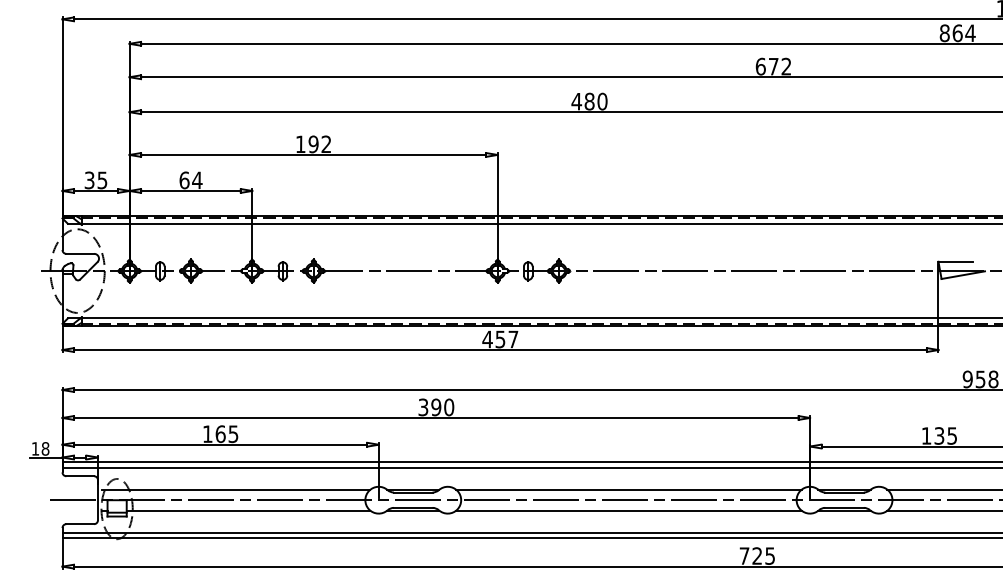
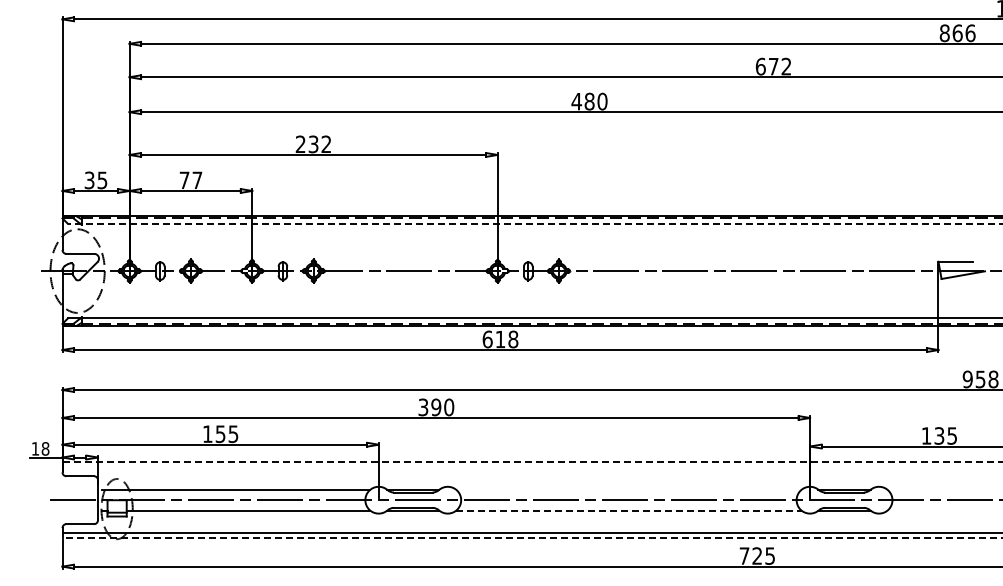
text: 864 -> 866 (970, 33)
text: 192 -> 232 (306, 144)
text: 64 -> 77 (190, 180)
line: solid -> dashed (534, 223)
text: 457 -> 618 (500, 339)
text: 165 -> 155 (220, 434)
line: solid -> dashed (532, 462)
line: present -> none (530, 467)
line: present -> none (628, 489)
line: present -> none (943, 489)
line: solid -> dashed (628, 510)
line: present -> none (943, 510)
line: solid -> dashed (532, 538)
